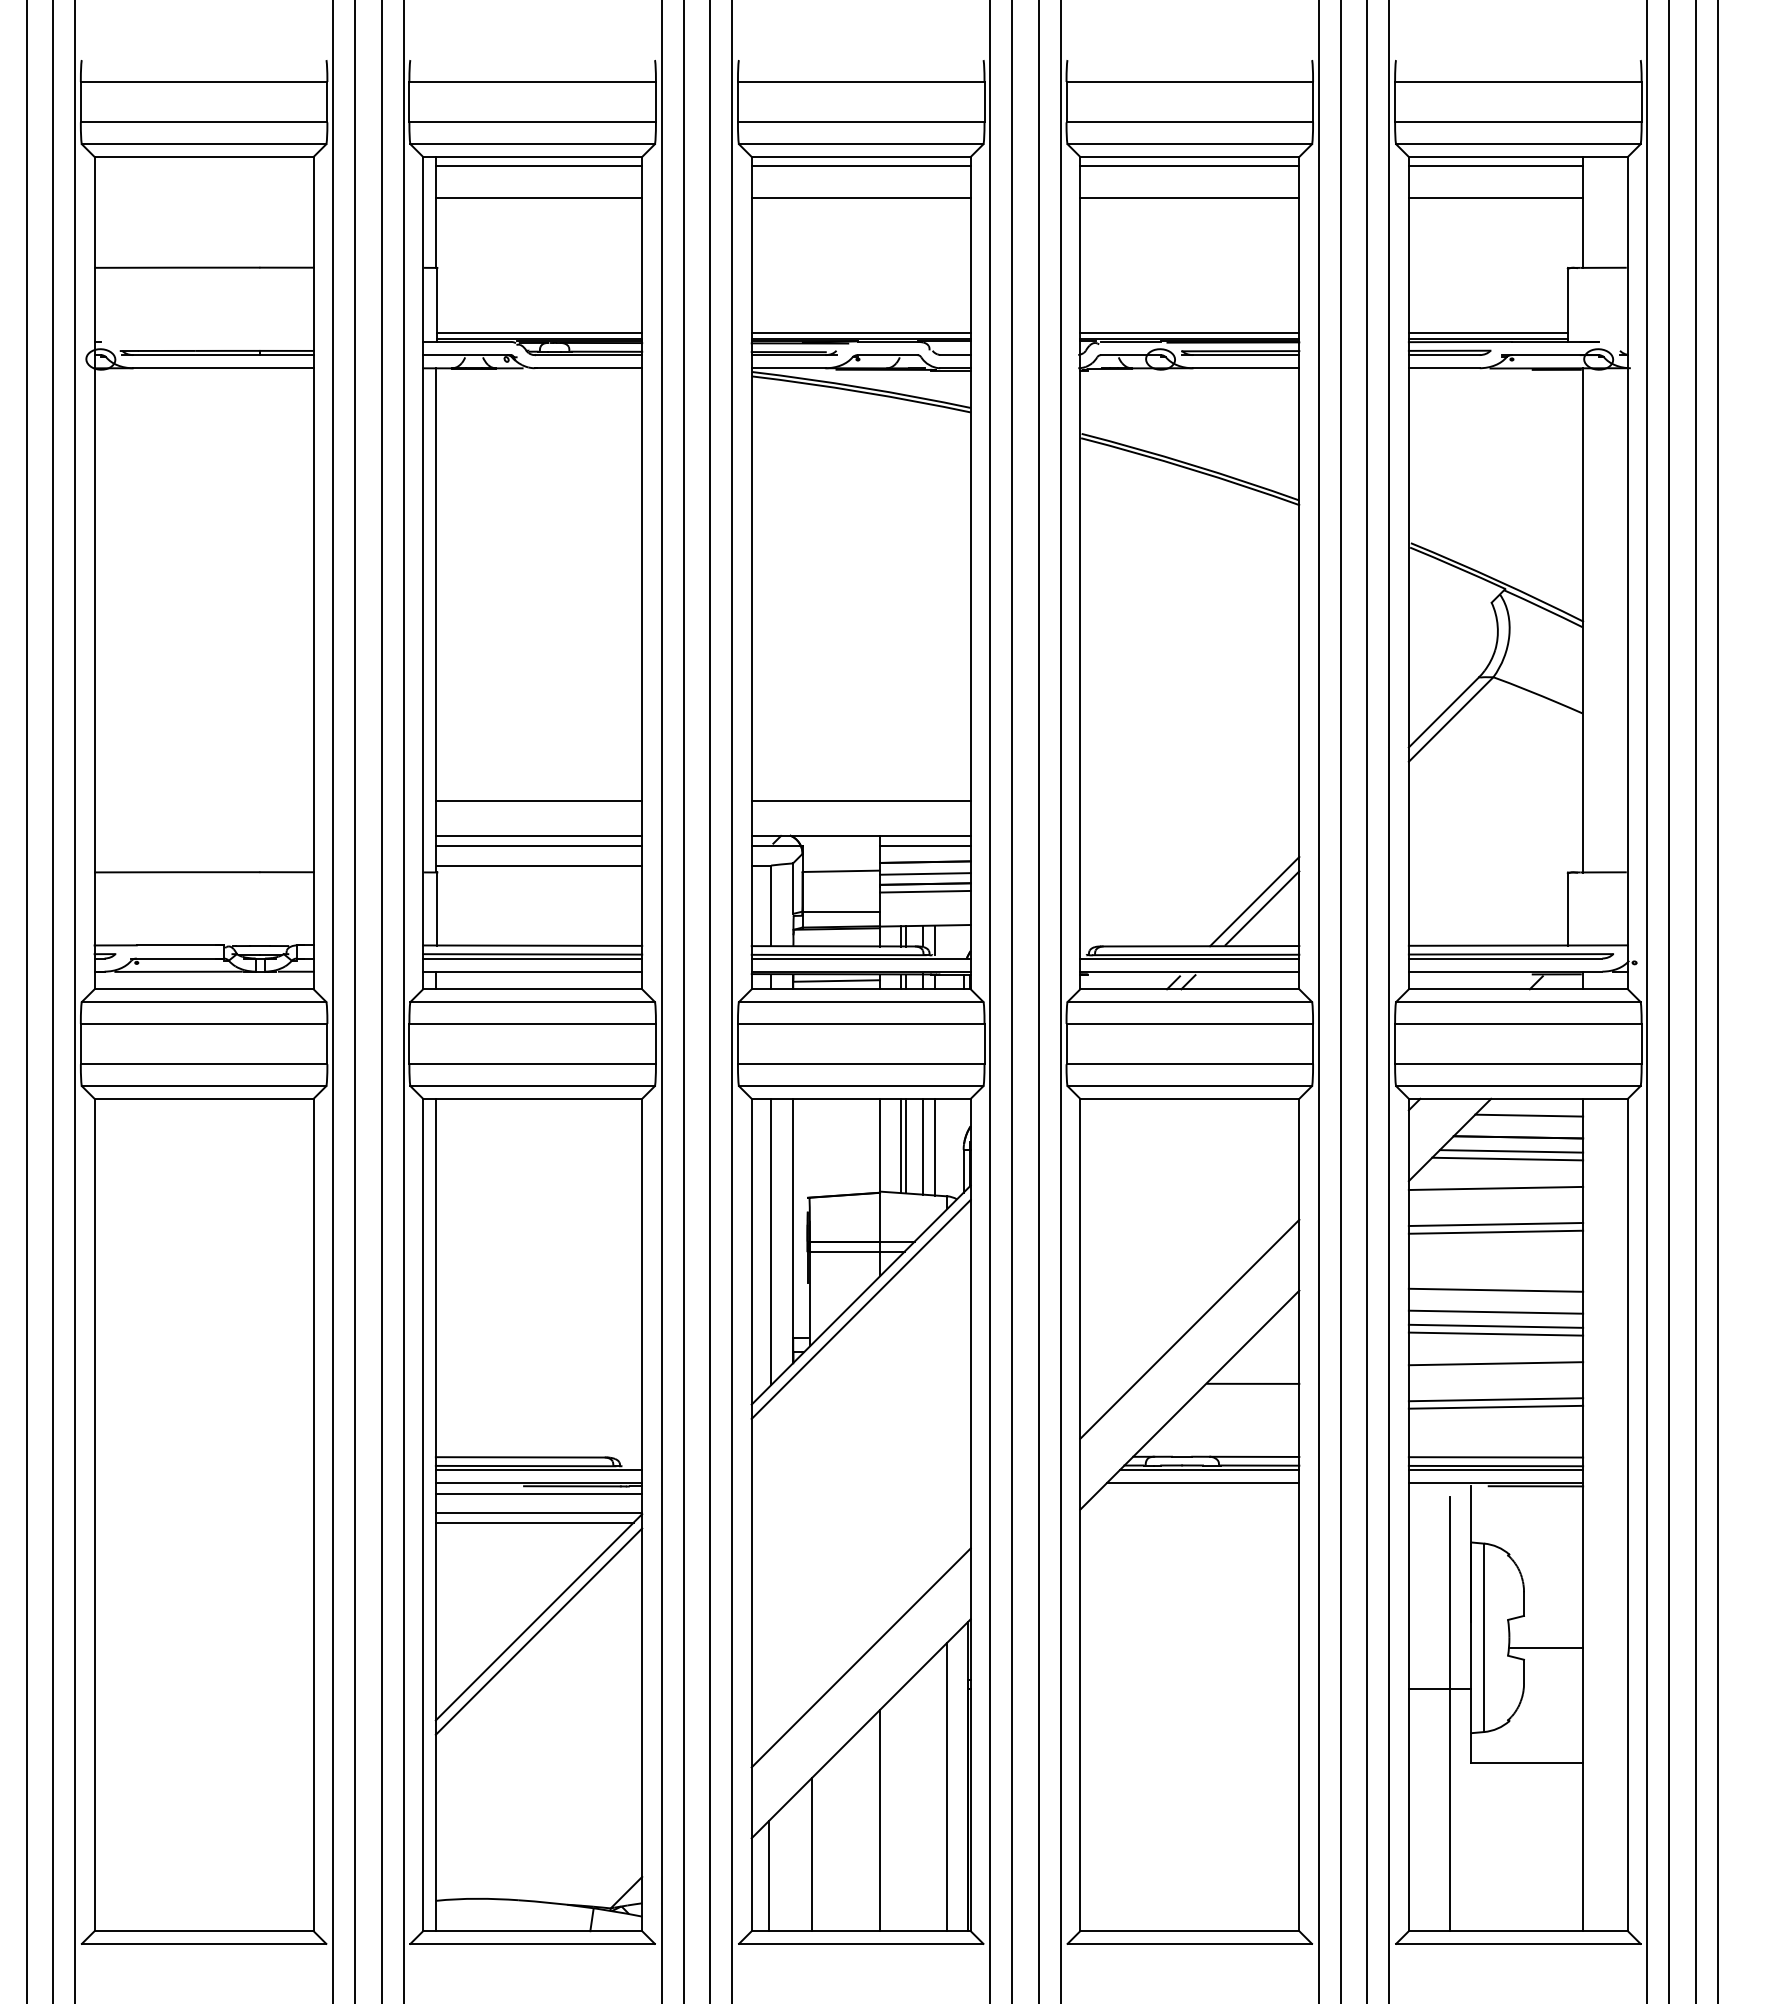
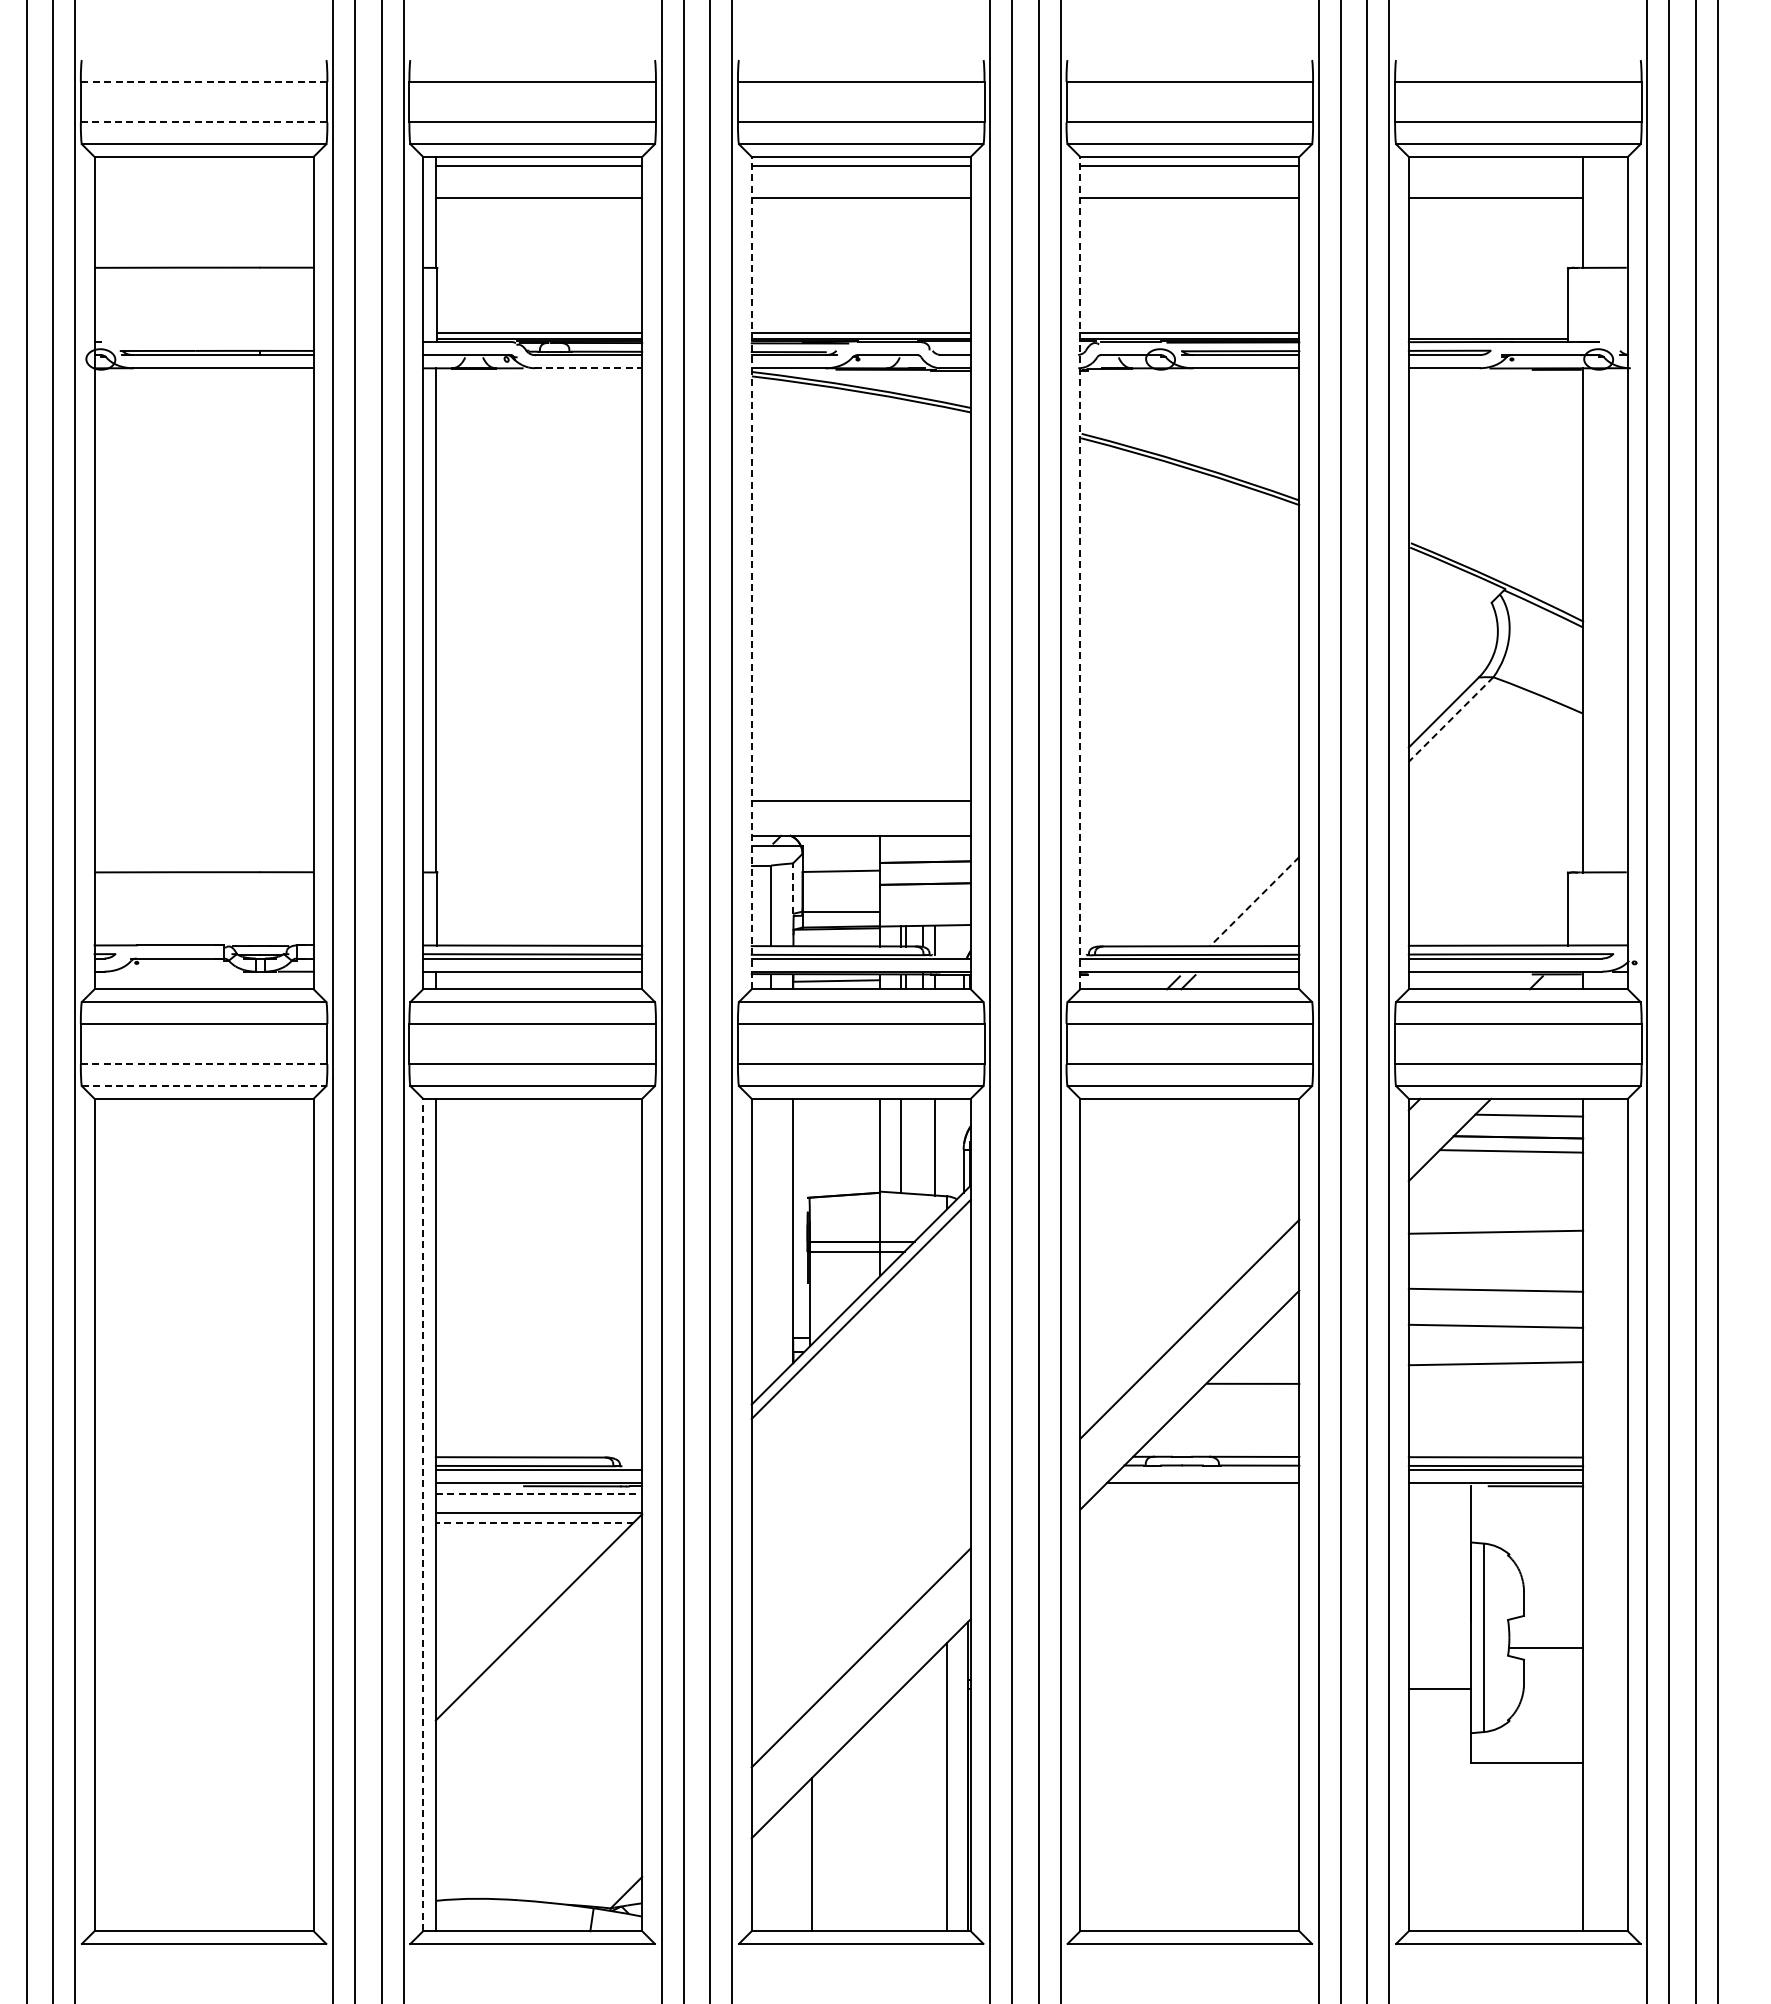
line: solid -> dashed (203, 82)
line: solid -> dashed (204, 122)
line: present -> none (1495, 165)
line: present -> none (1487, 332)
line: solid -> dashed (588, 368)
line: solid -> dashed (751, 572)
line: solid -> dashed (1080, 572)
line: solid -> dashed (1451, 719)
line: present -> none (538, 800)
line: present -> none (538, 835)
line: present -> none (538, 845)
line: present -> none (925, 845)
line: present -> none (539, 865)
line: present -> none (925, 873)
line: solid -> dashed (793, 888)
line: present -> none (925, 891)
line: solid -> dashed (1254, 901)
line: present -> none (1262, 908)
line: present -> none (178, 971)
line: solid -> dashed (204, 1064)
line: solid -> dashed (204, 1086)
line: present -> none (905, 1145)
line: present -> none (922, 1146)
line: present -> none (1507, 1158)
line: present -> none (1495, 1188)
line: present -> none (1495, 1224)
line: present -> none (771, 1241)
line: present -> none (1495, 1311)
line: present -> none (1495, 1333)
line: present -> none (1495, 1399)
line: present -> none (1495, 1406)
line: present -> none (1209, 1469)
line: solid -> dashed (539, 1494)
line: solid -> dashed (423, 1514)
line: solid -> dashed (534, 1522)
line: present -> none (538, 1631)
line: present -> none (1449, 1714)
line: present -> none (880, 1820)
line: present -> none (768, 1876)
